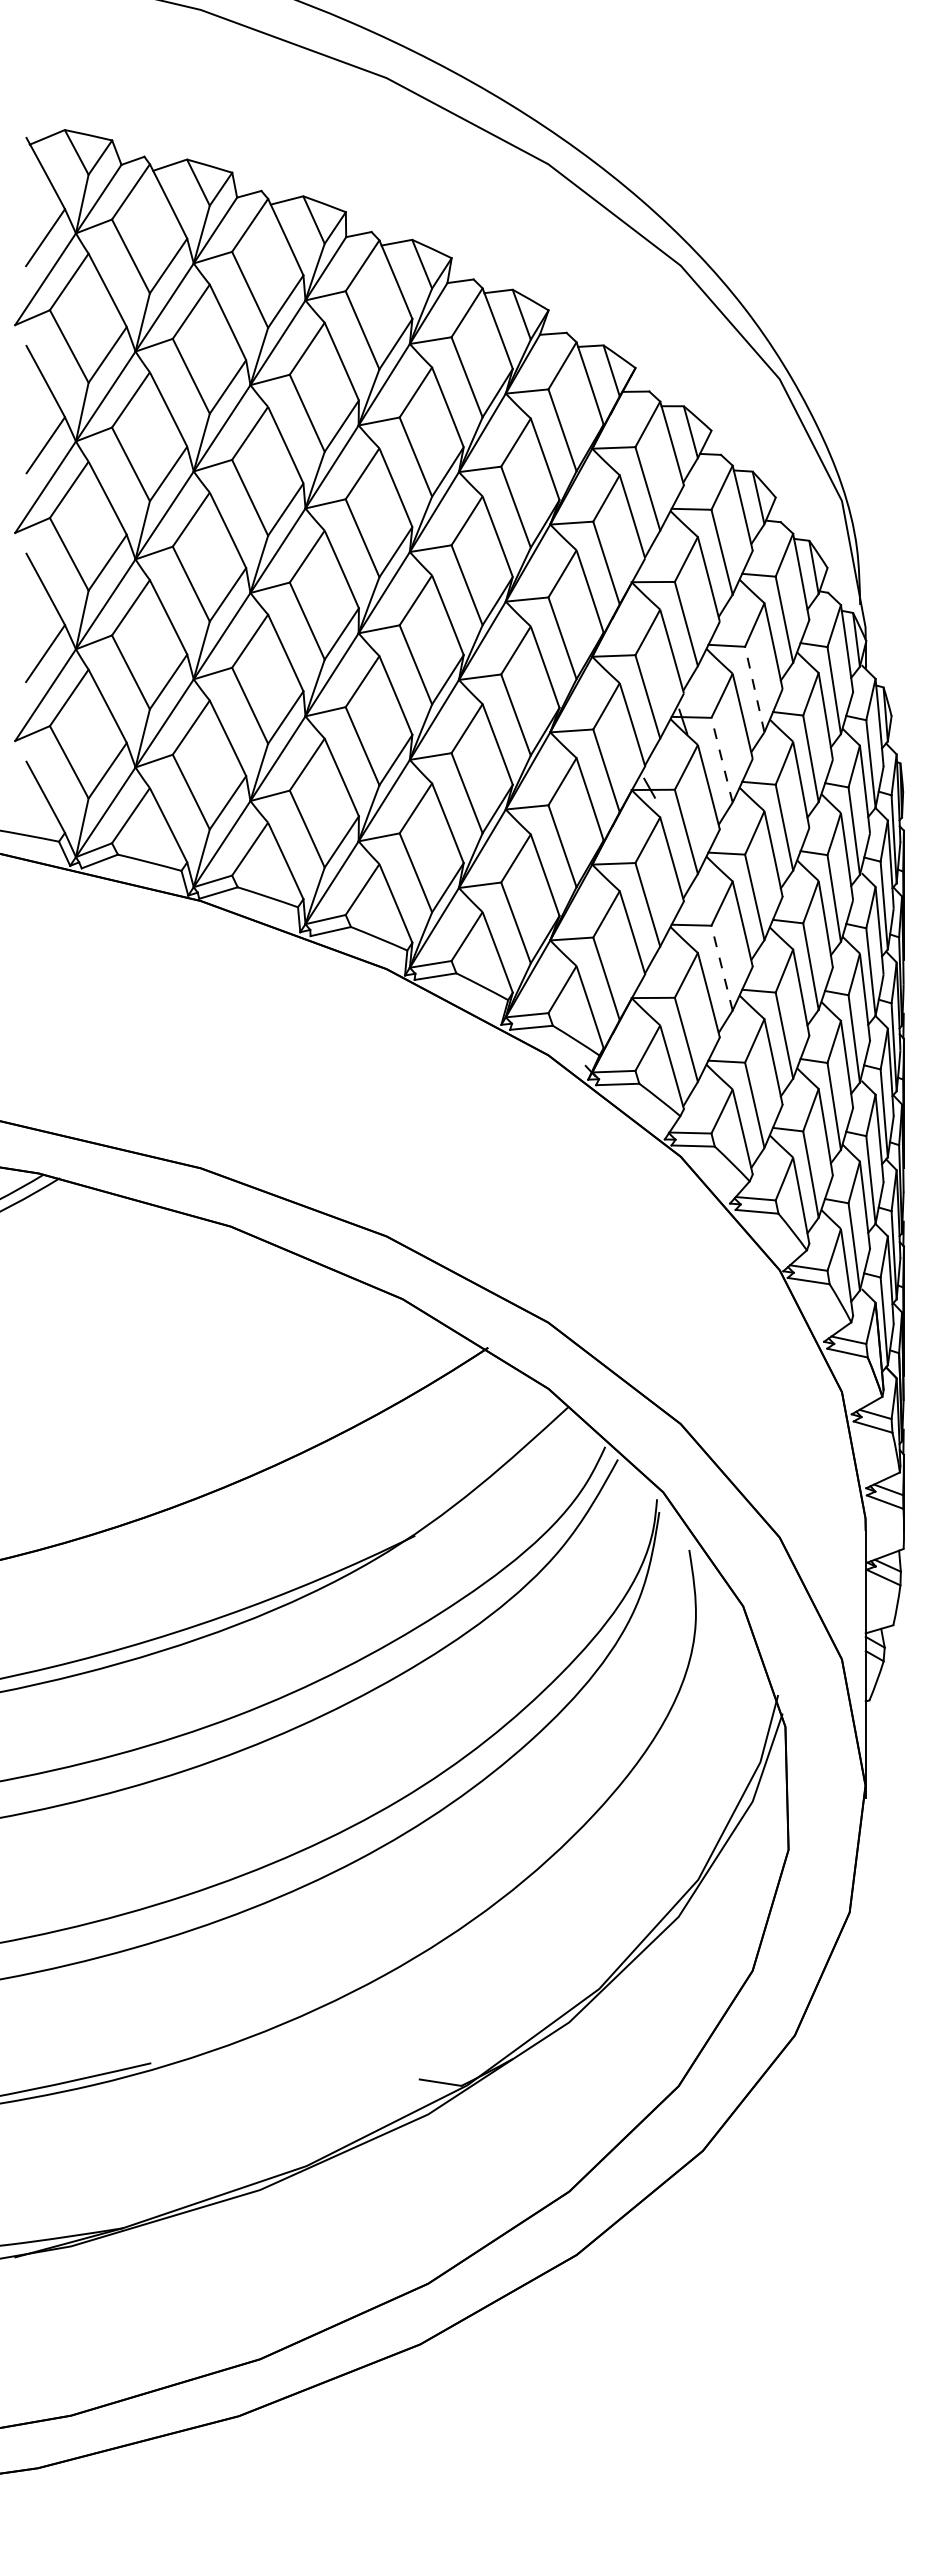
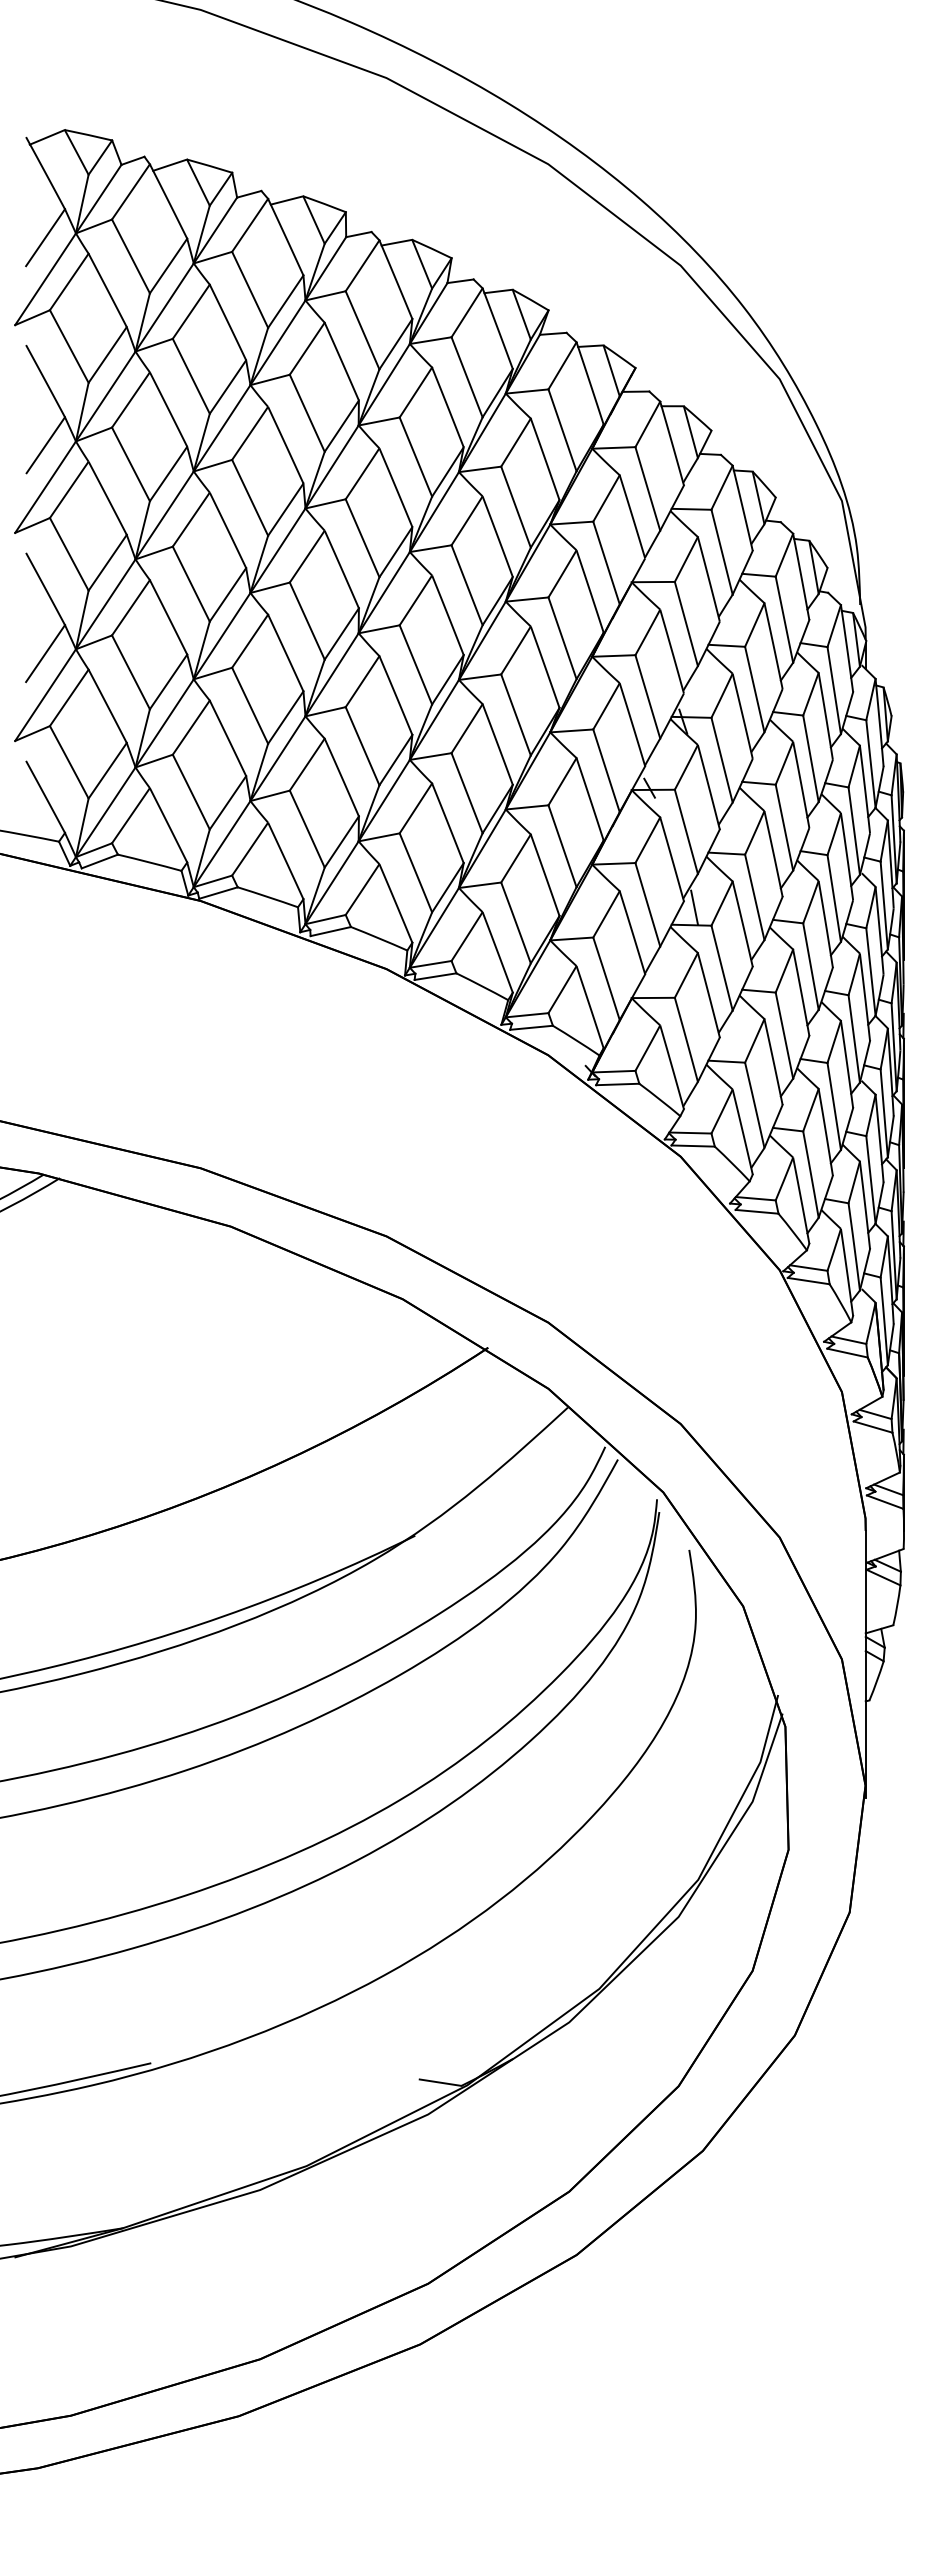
line: dashed -> solid (754, 689)
line: dashed -> solid (722, 760)
line: none -> present (694, 907)
line: dashed -> solid (722, 968)
